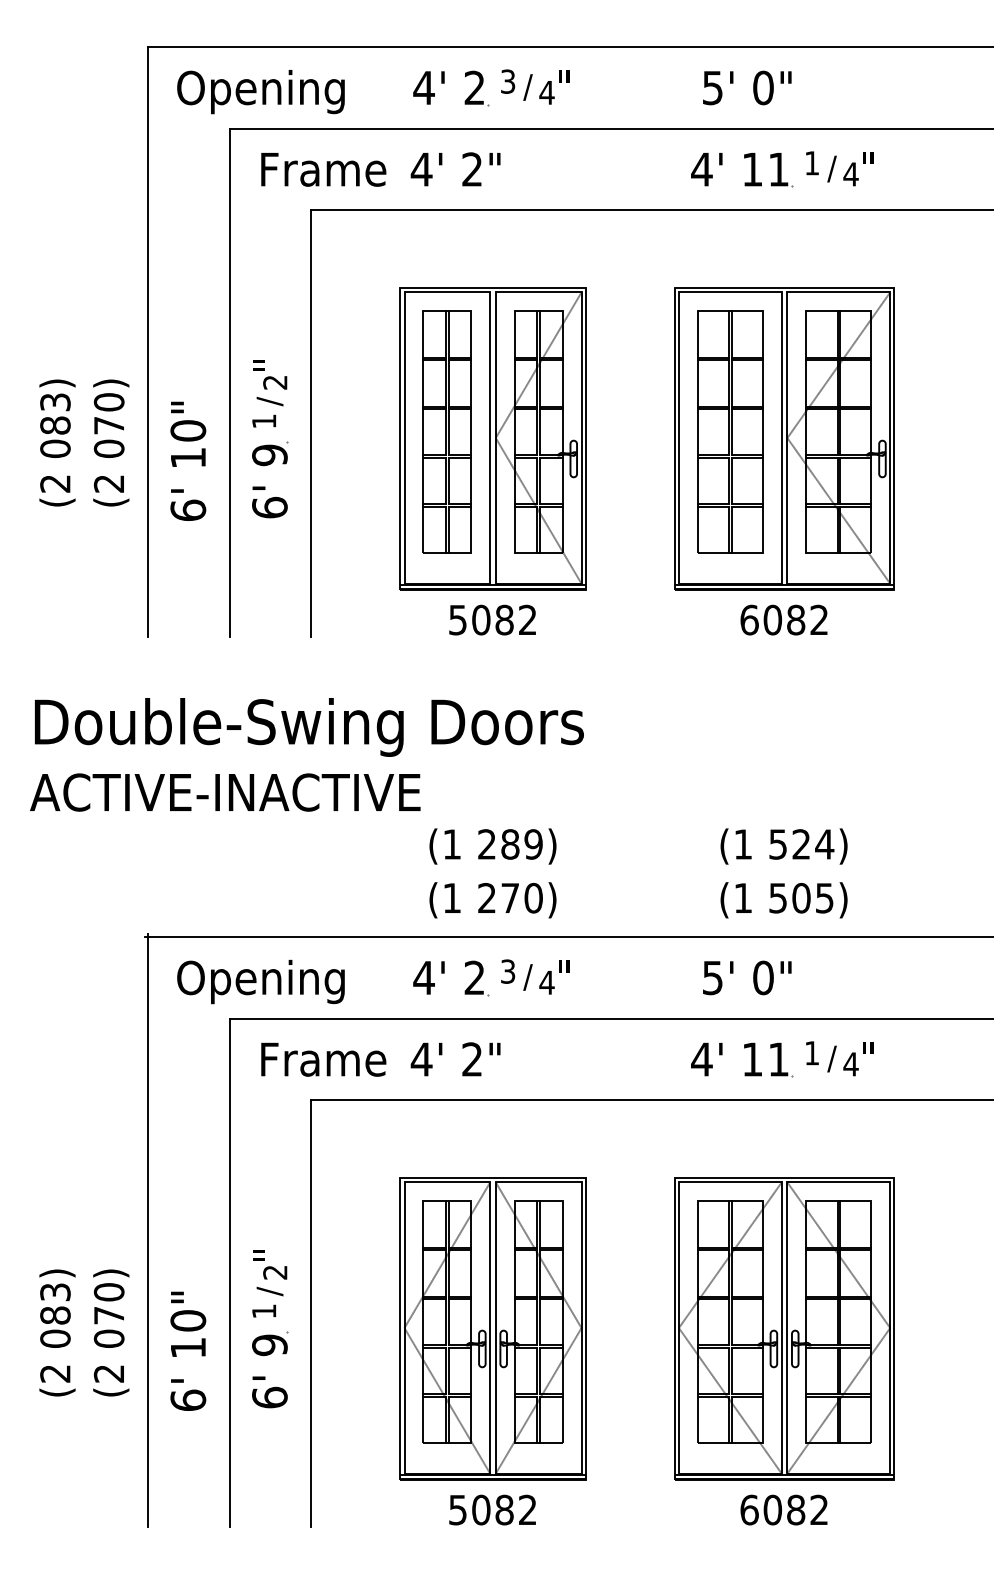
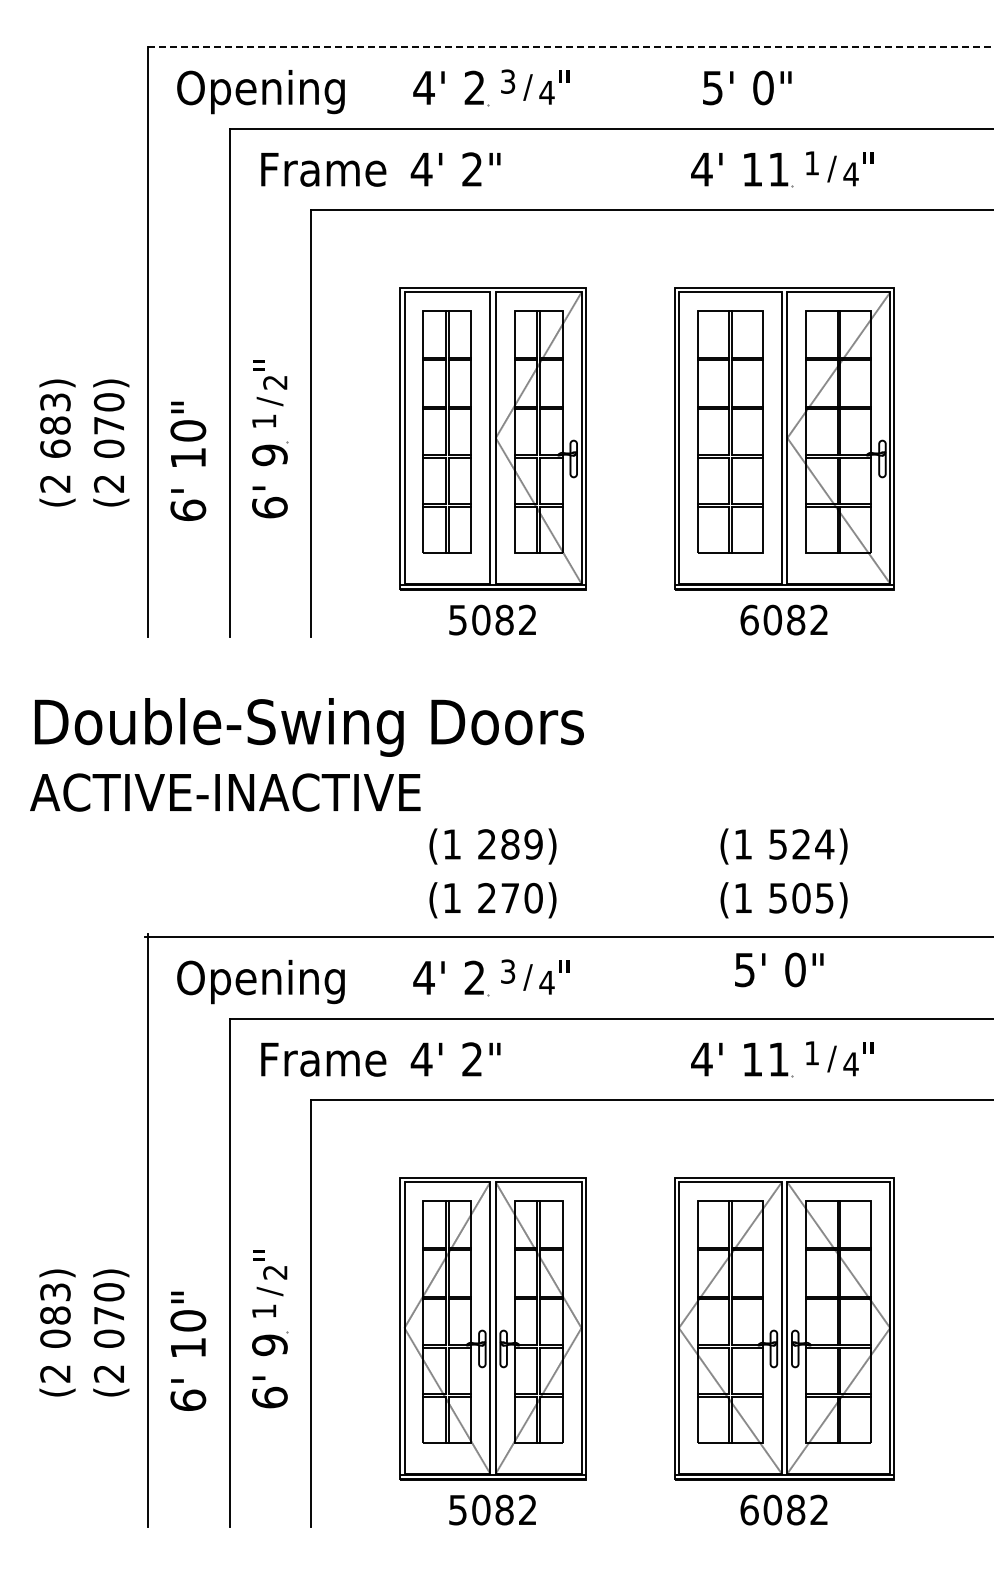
line: solid -> dashed (571, 47)
text: 083) -> 683) (55, 448)
text position: (747, 977) -> (779, 969) (779, 969)
